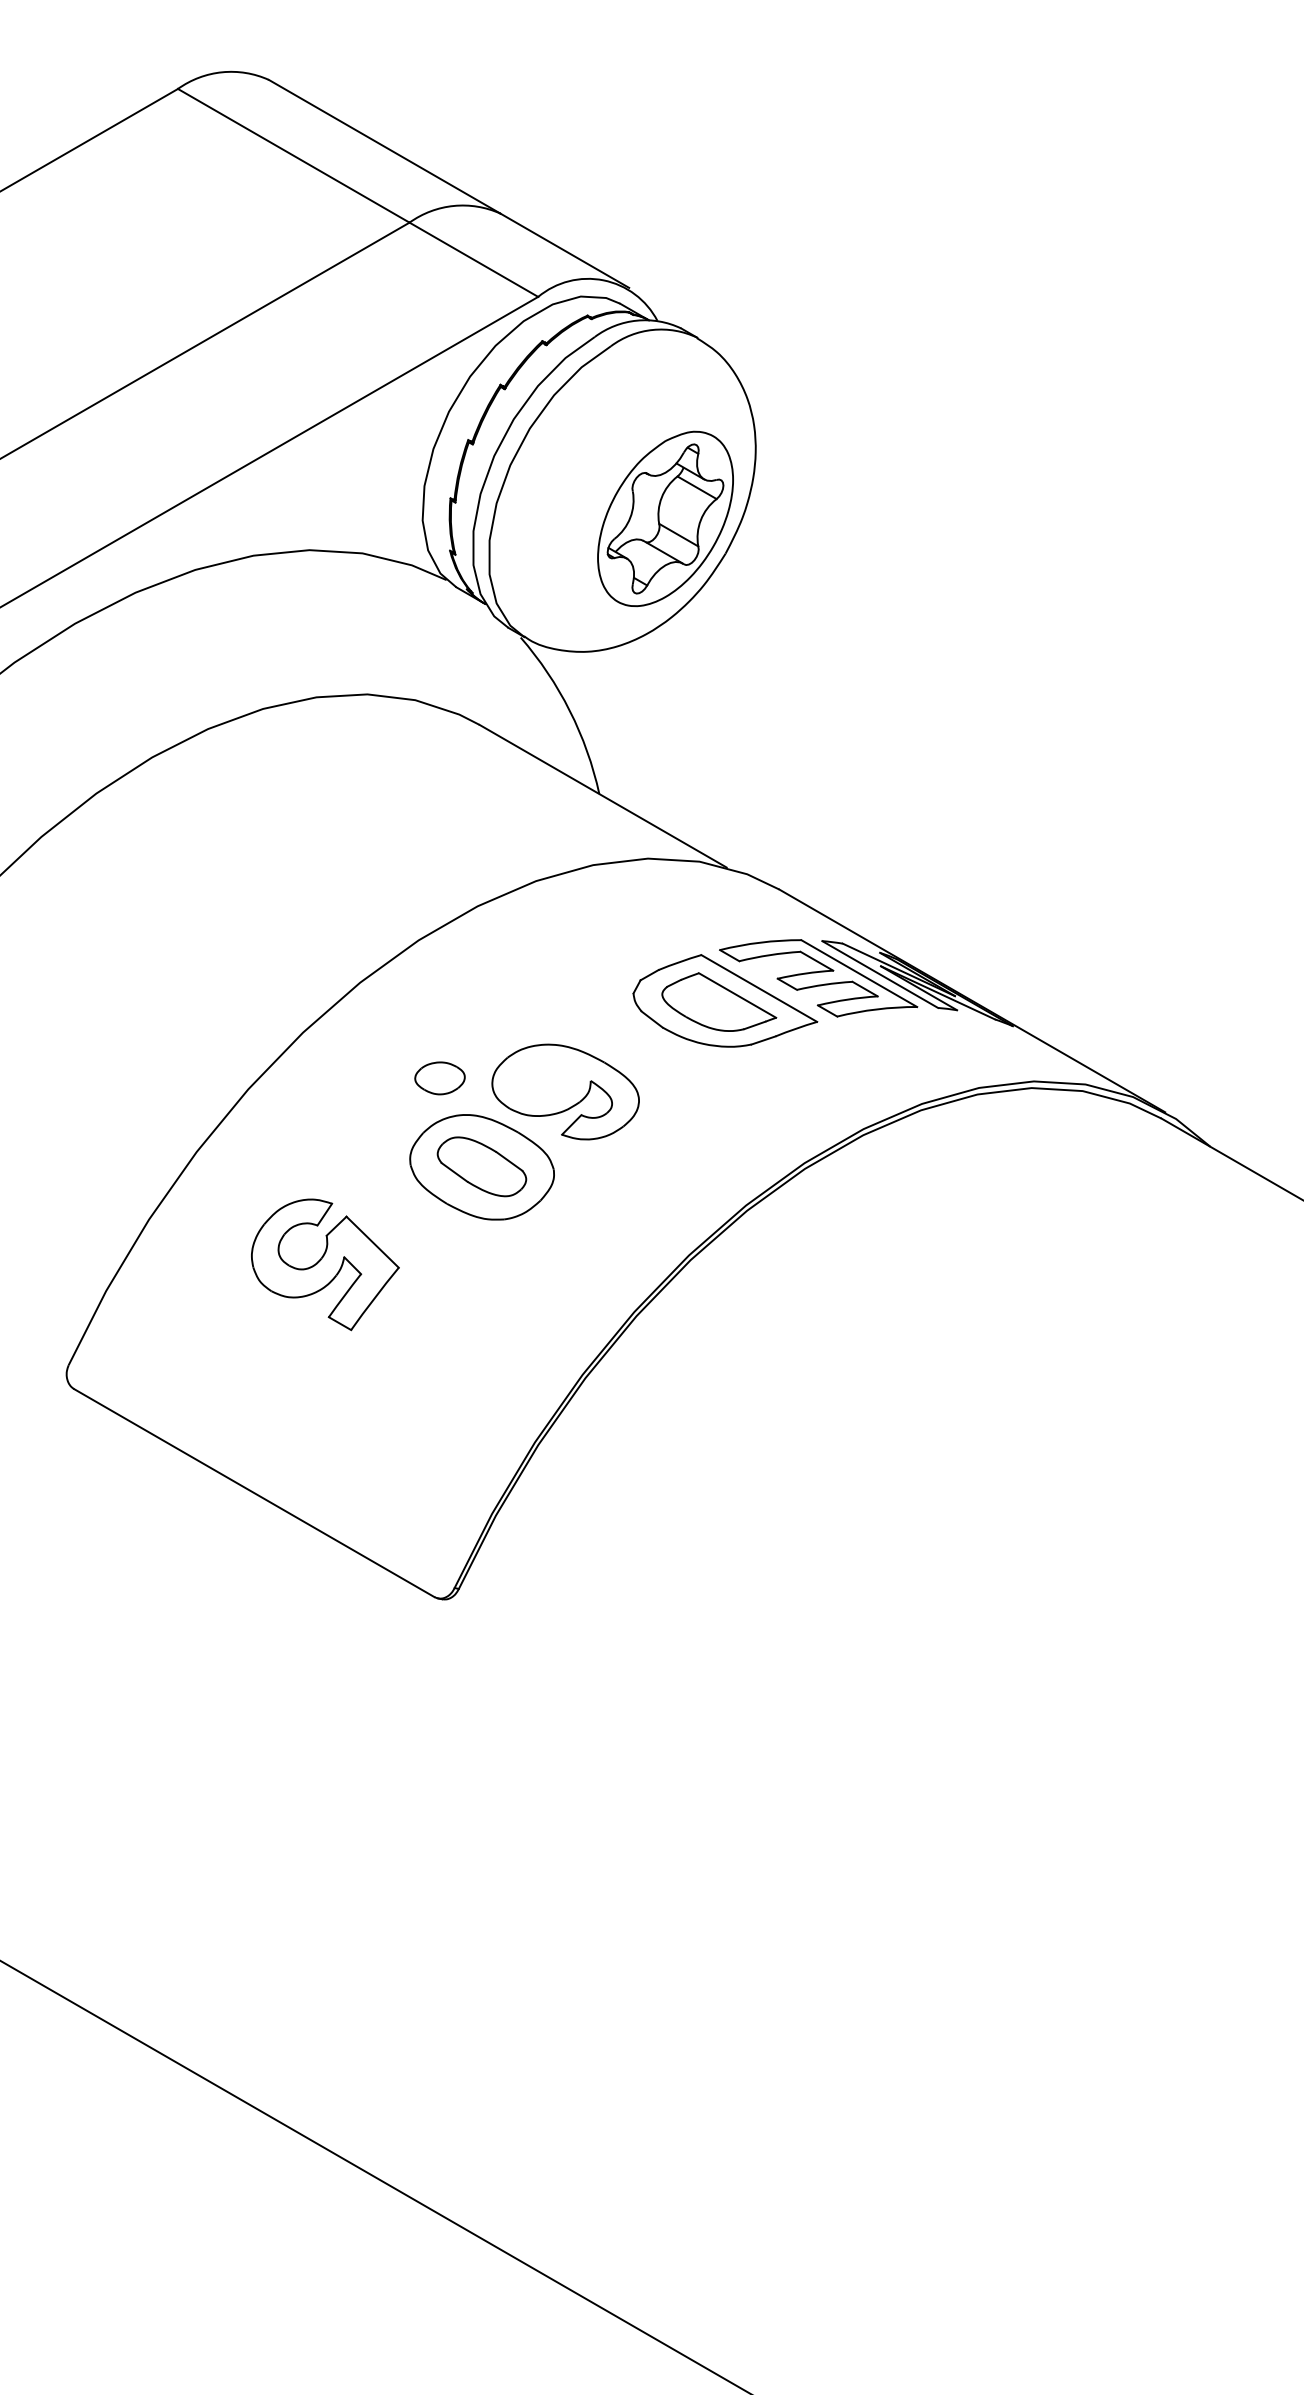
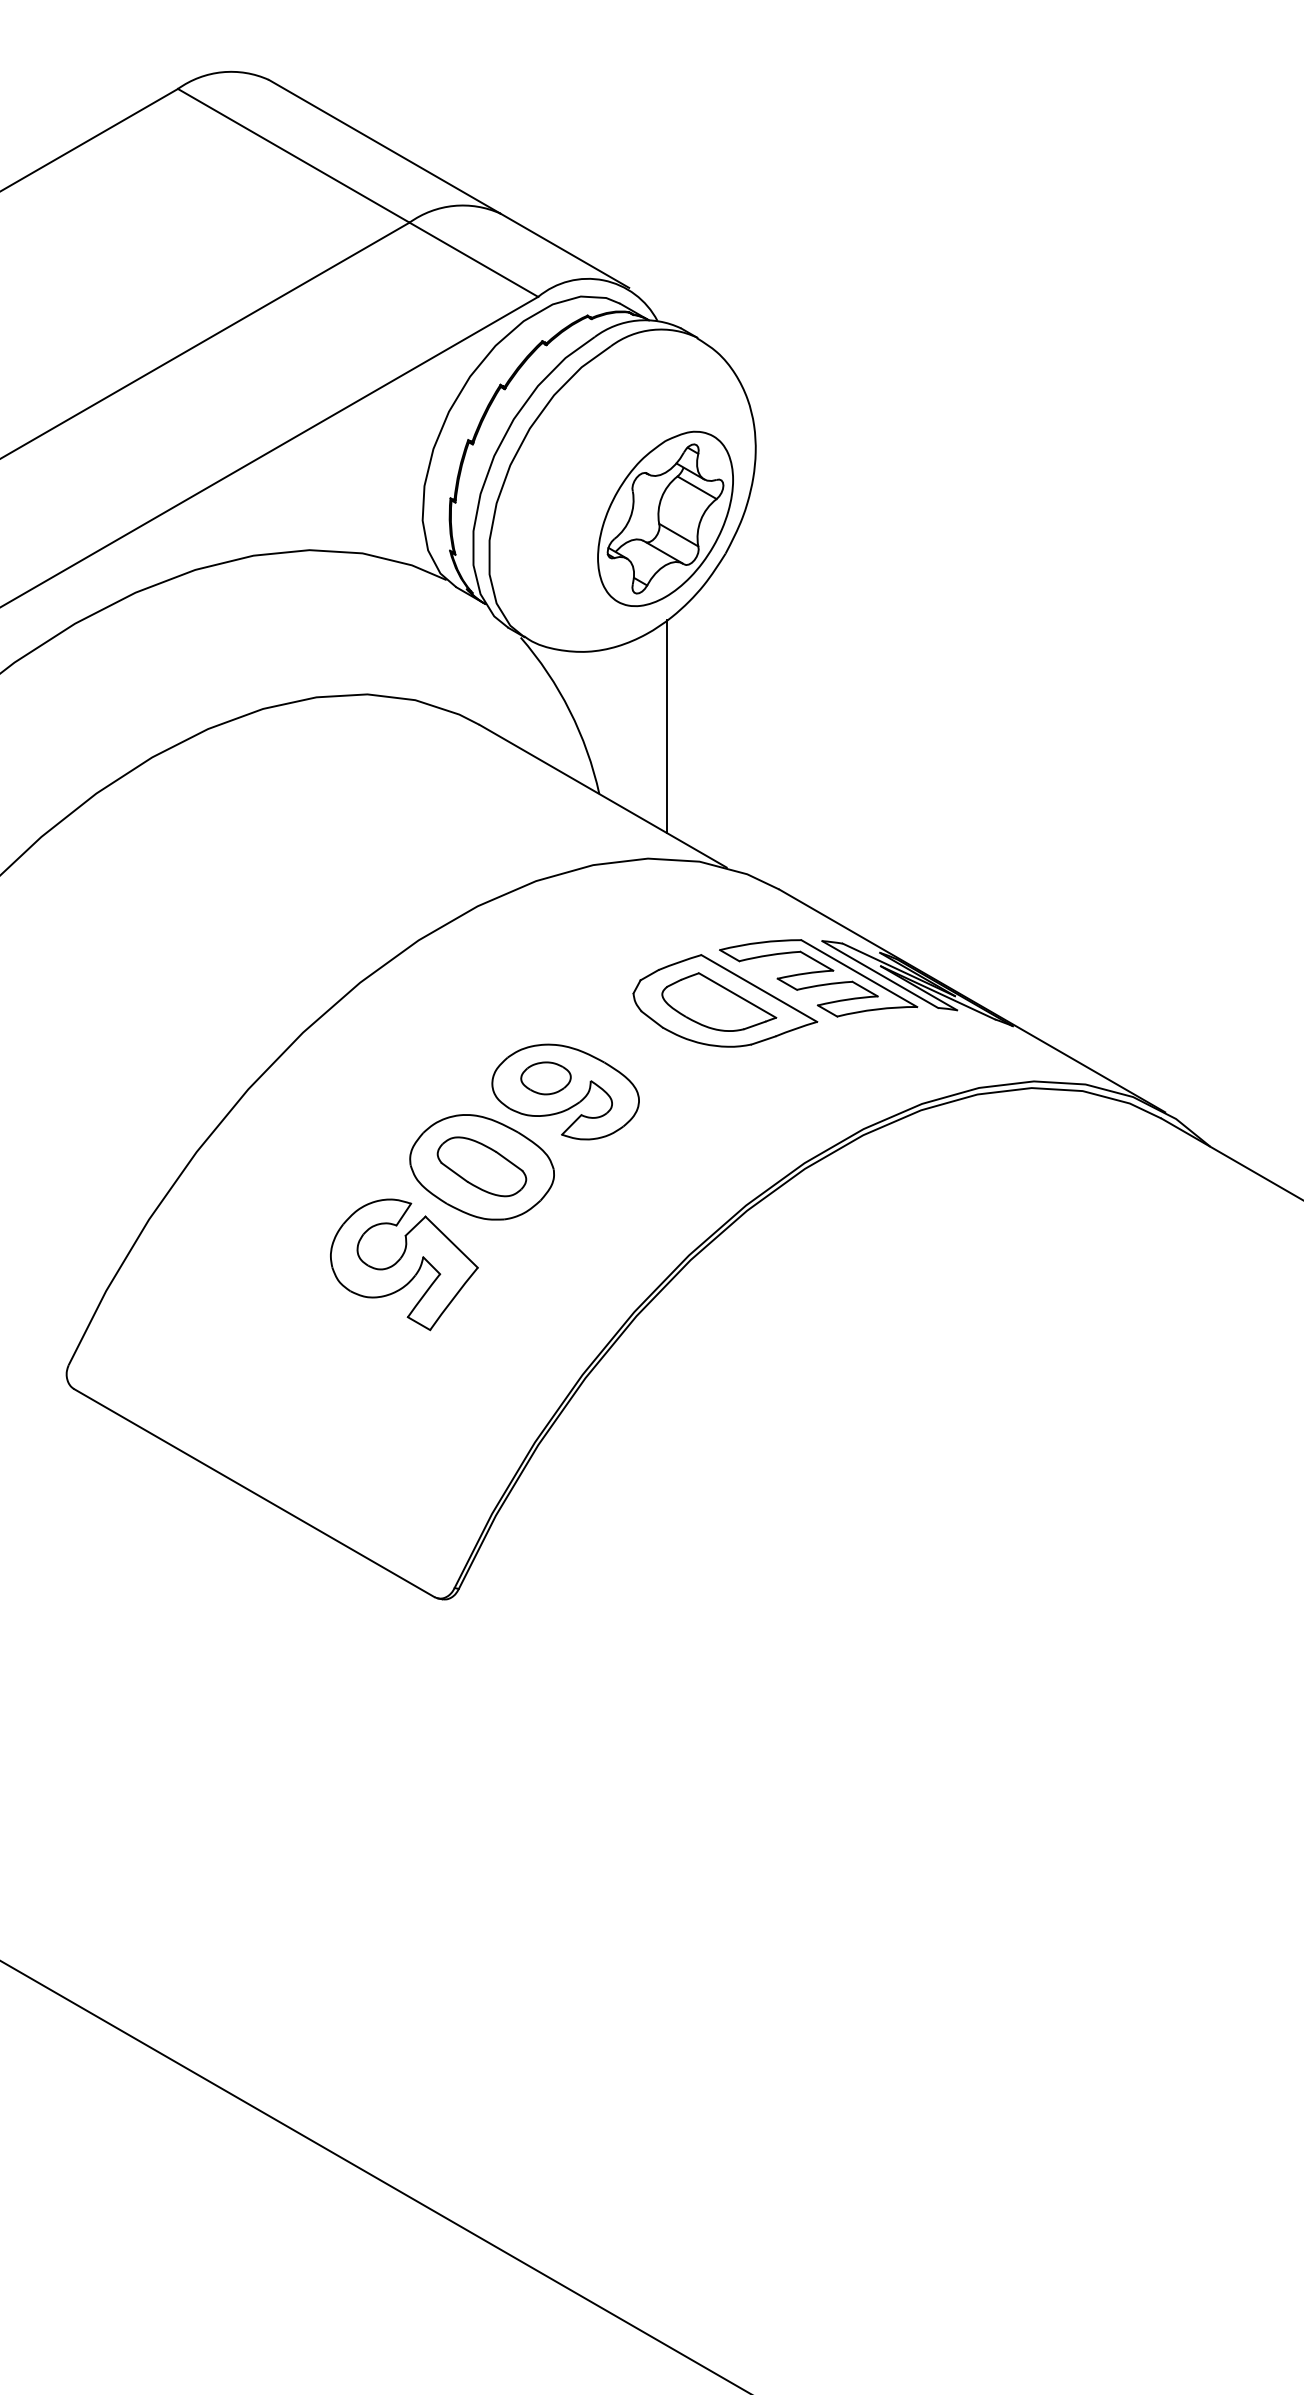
line: none -> present (666, 726)
part position: (439, 1078) -> (545, 1078) (545, 1078)
part position: (325, 1264) -> (404, 1264) (404, 1264)
